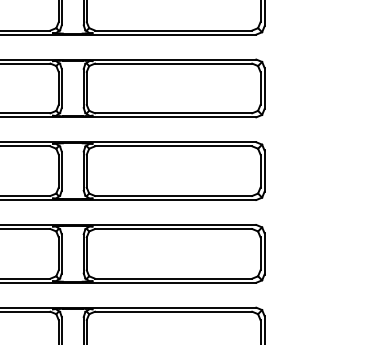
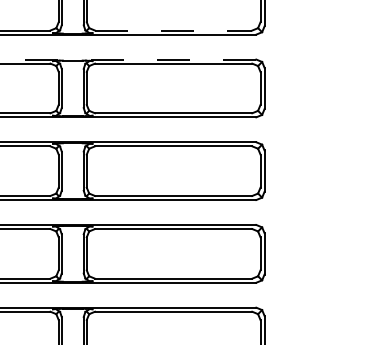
line: solid -> dashed (173, 30)
line: solid -> dashed (128, 59)
